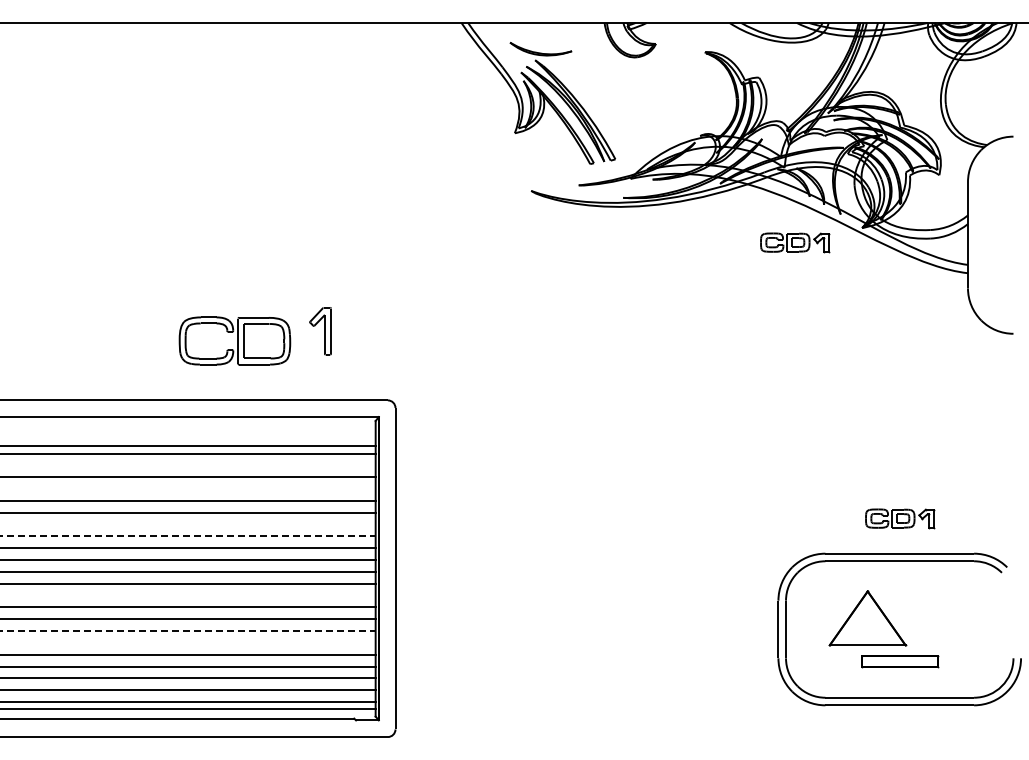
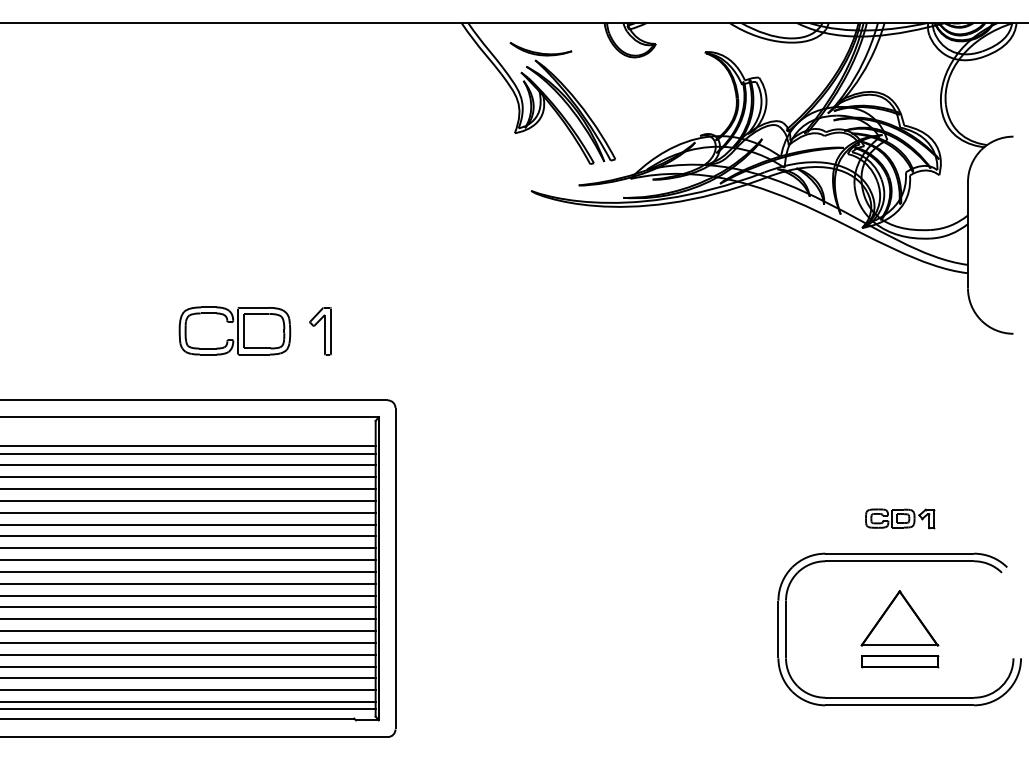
part: present -> none (795, 242)
part position: (234, 340) -> (234, 330) (234, 330)
line: none -> present (188, 465)
line: none -> present (188, 489)
line: none -> present (188, 524)
line: dashed -> solid (188, 536)
line: none -> present (188, 595)
part position: (867, 618) -> (899, 618) (899, 618)
line: dashed -> solid (188, 631)
line: none -> present (188, 642)
